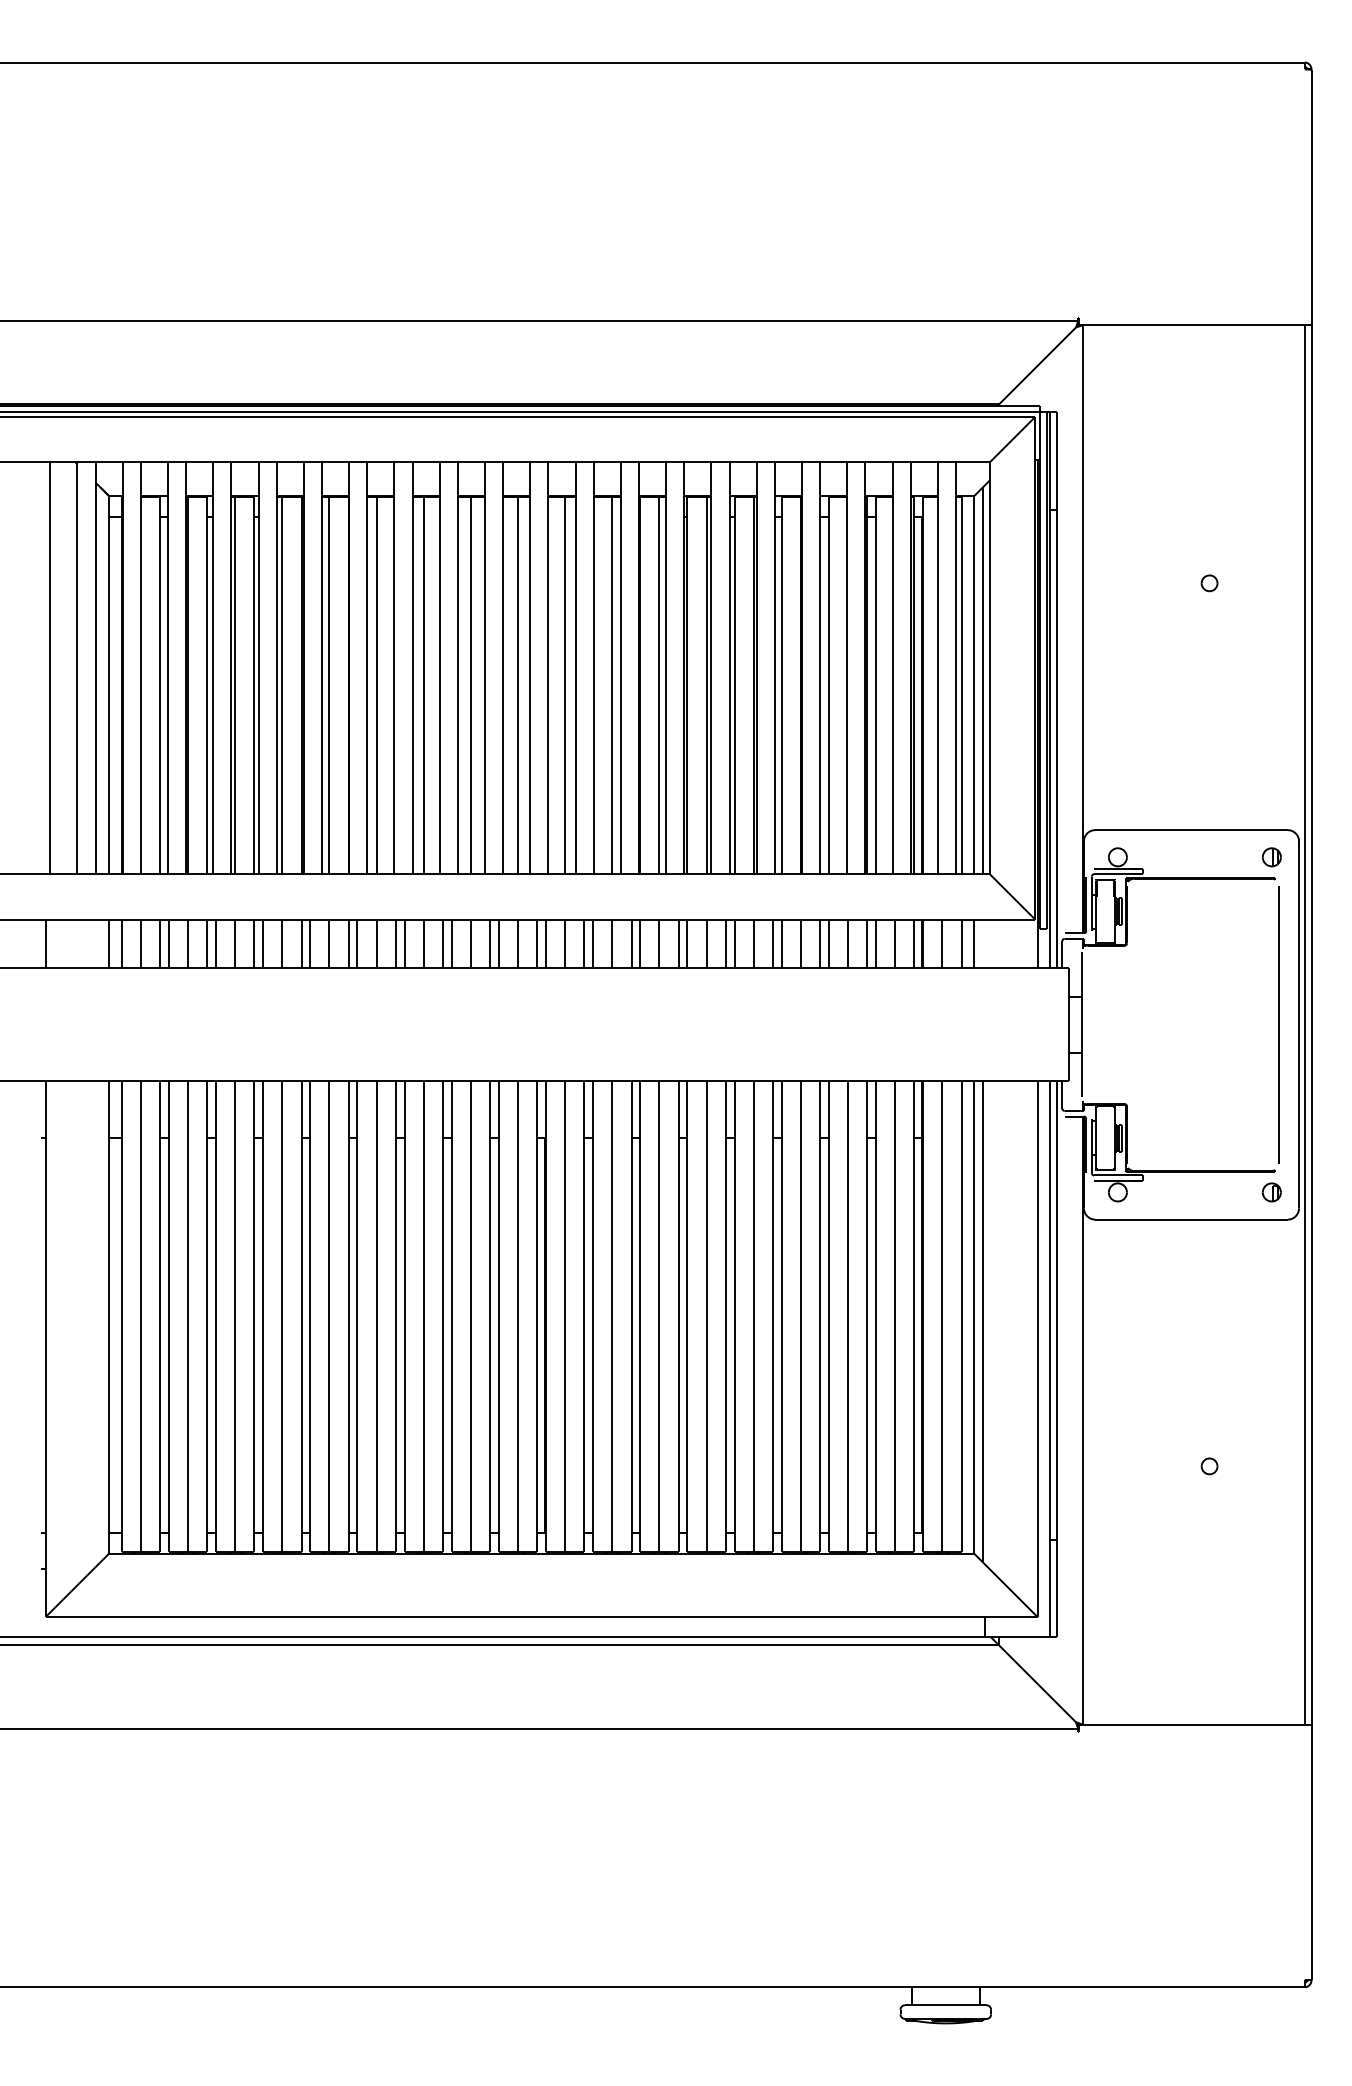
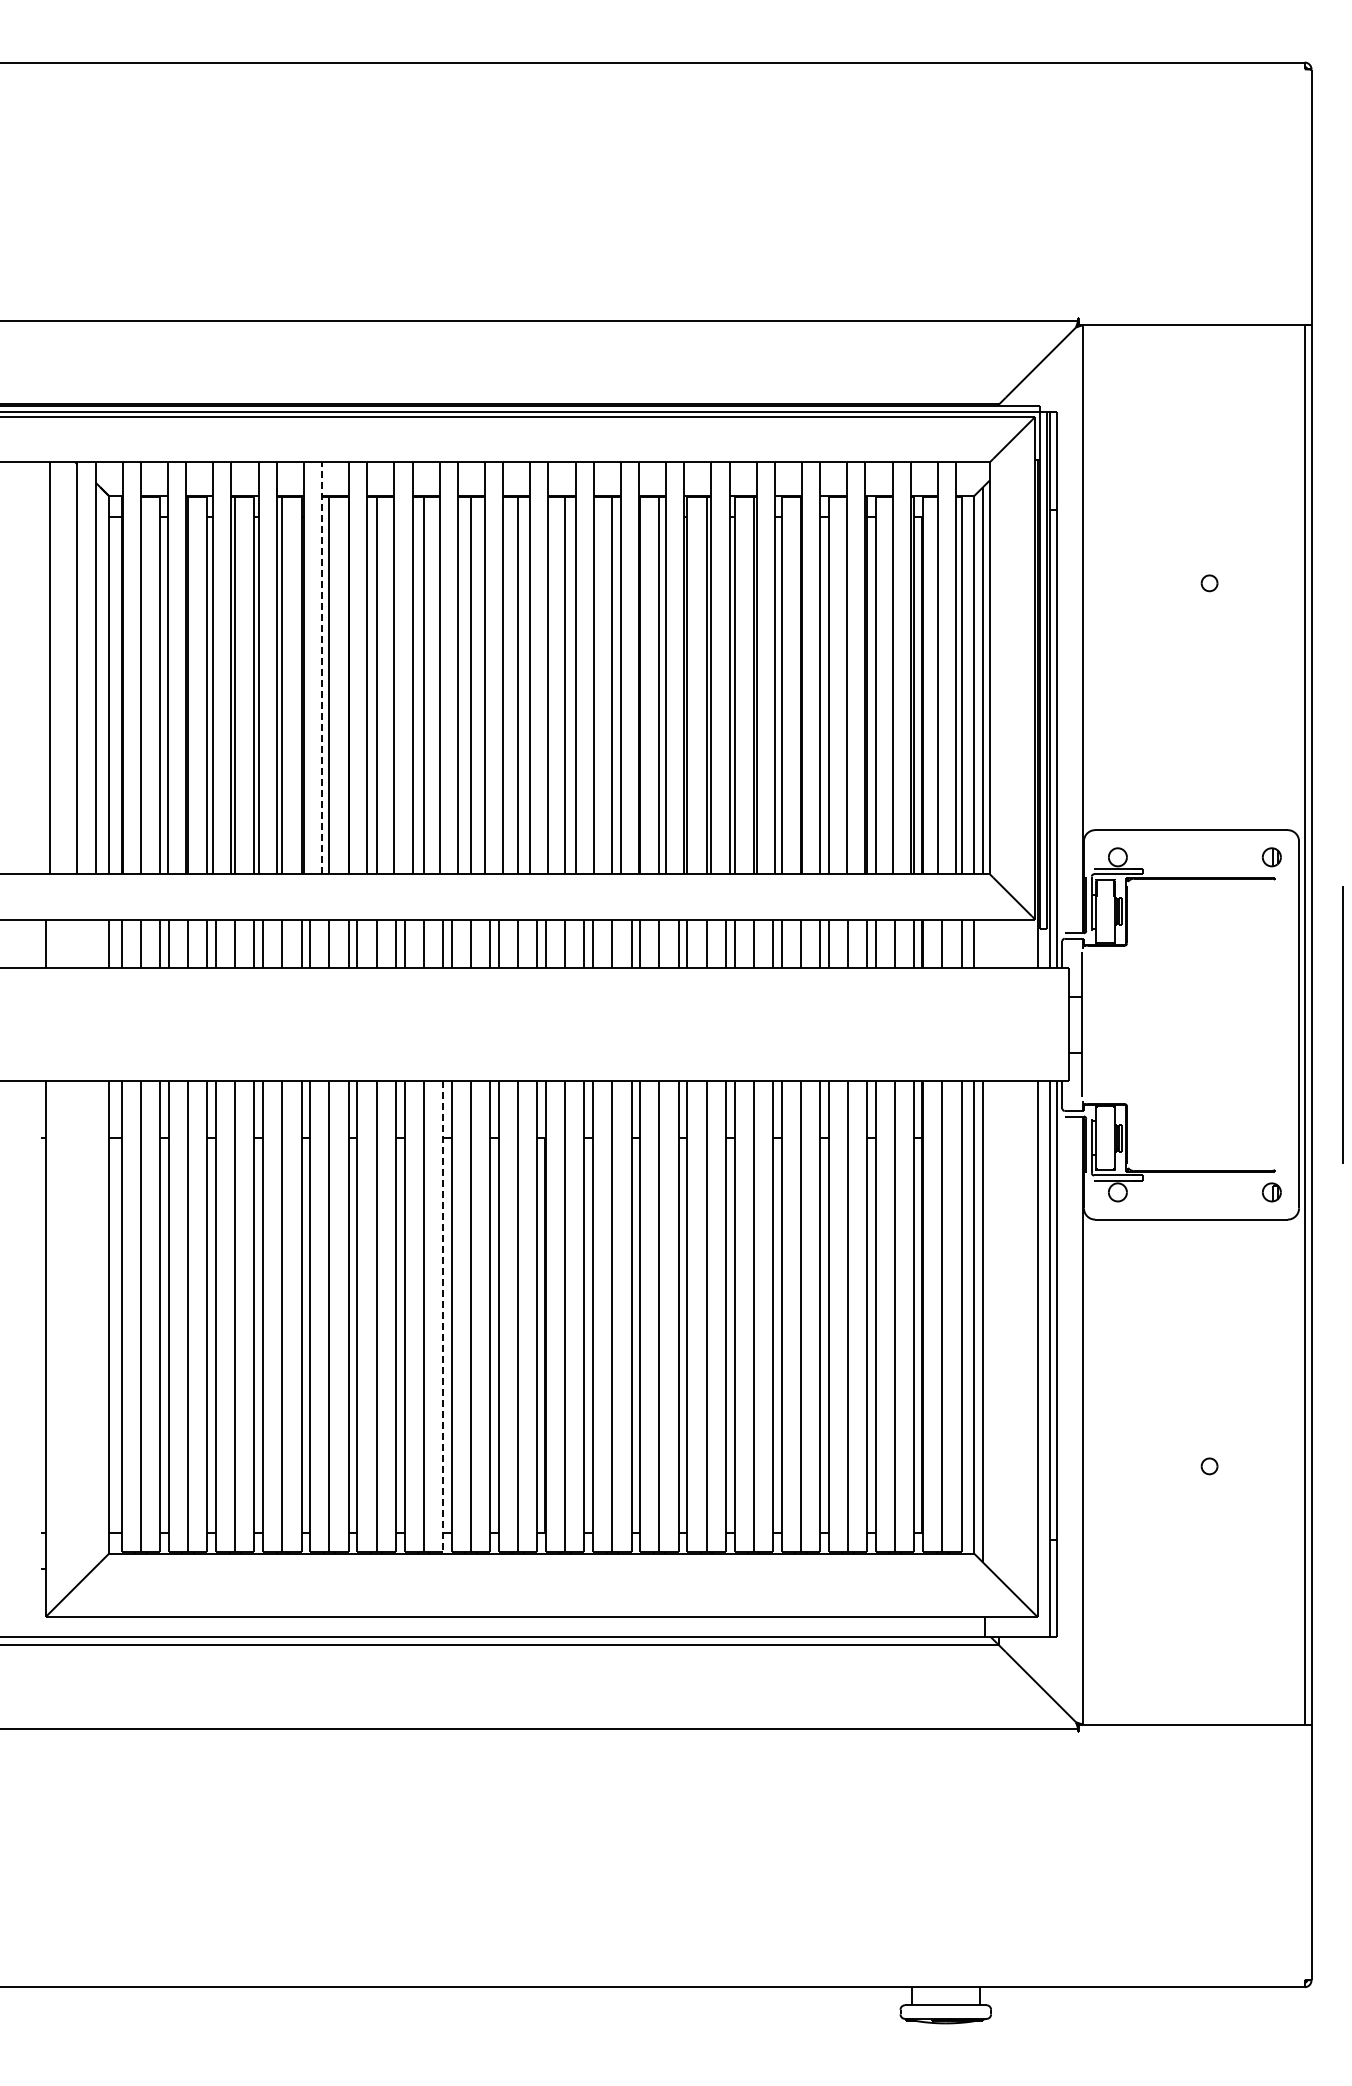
line: solid -> dashed (322, 667)
line position: (1278, 1024) -> (1342, 1024) (1342, 1024)
line: solid -> dashed (442, 1317)
